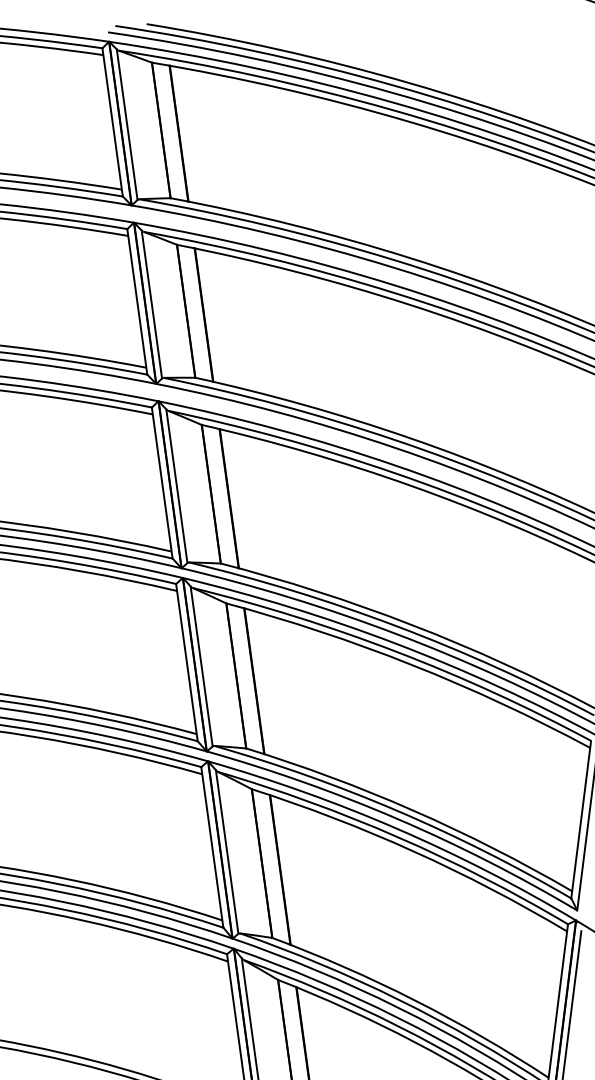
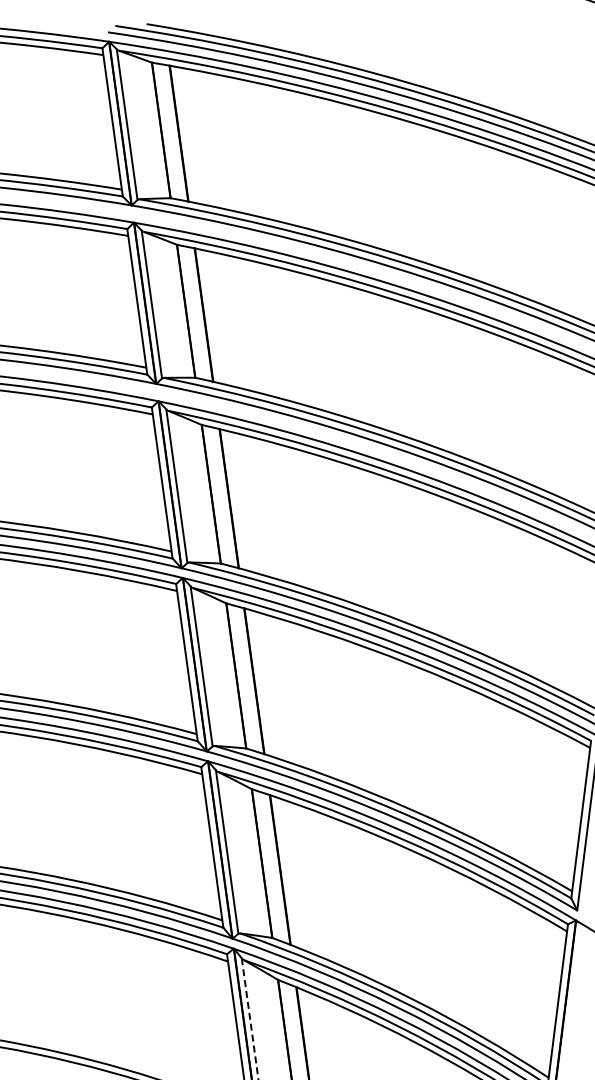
line: present -> none (572, 1003)
line: solid -> dashed (250, 1019)
